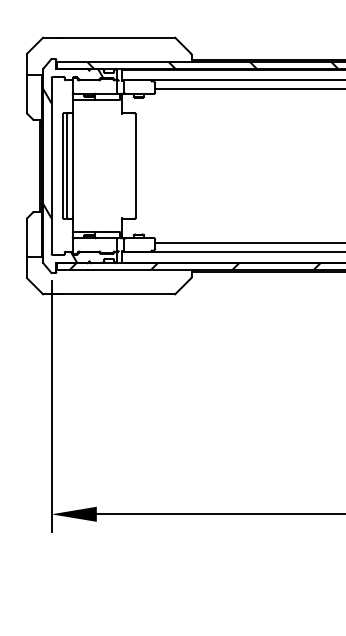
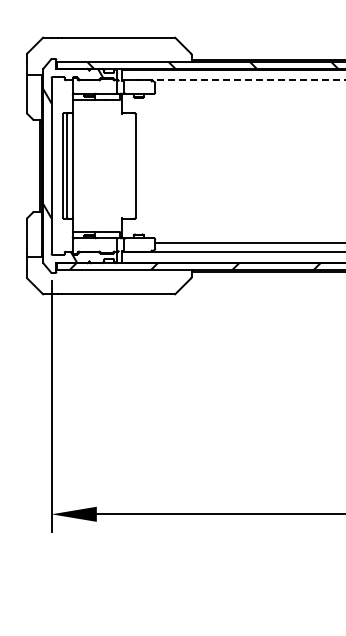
line: solid -> dashed (234, 80)
line: present -> none (248, 88)
